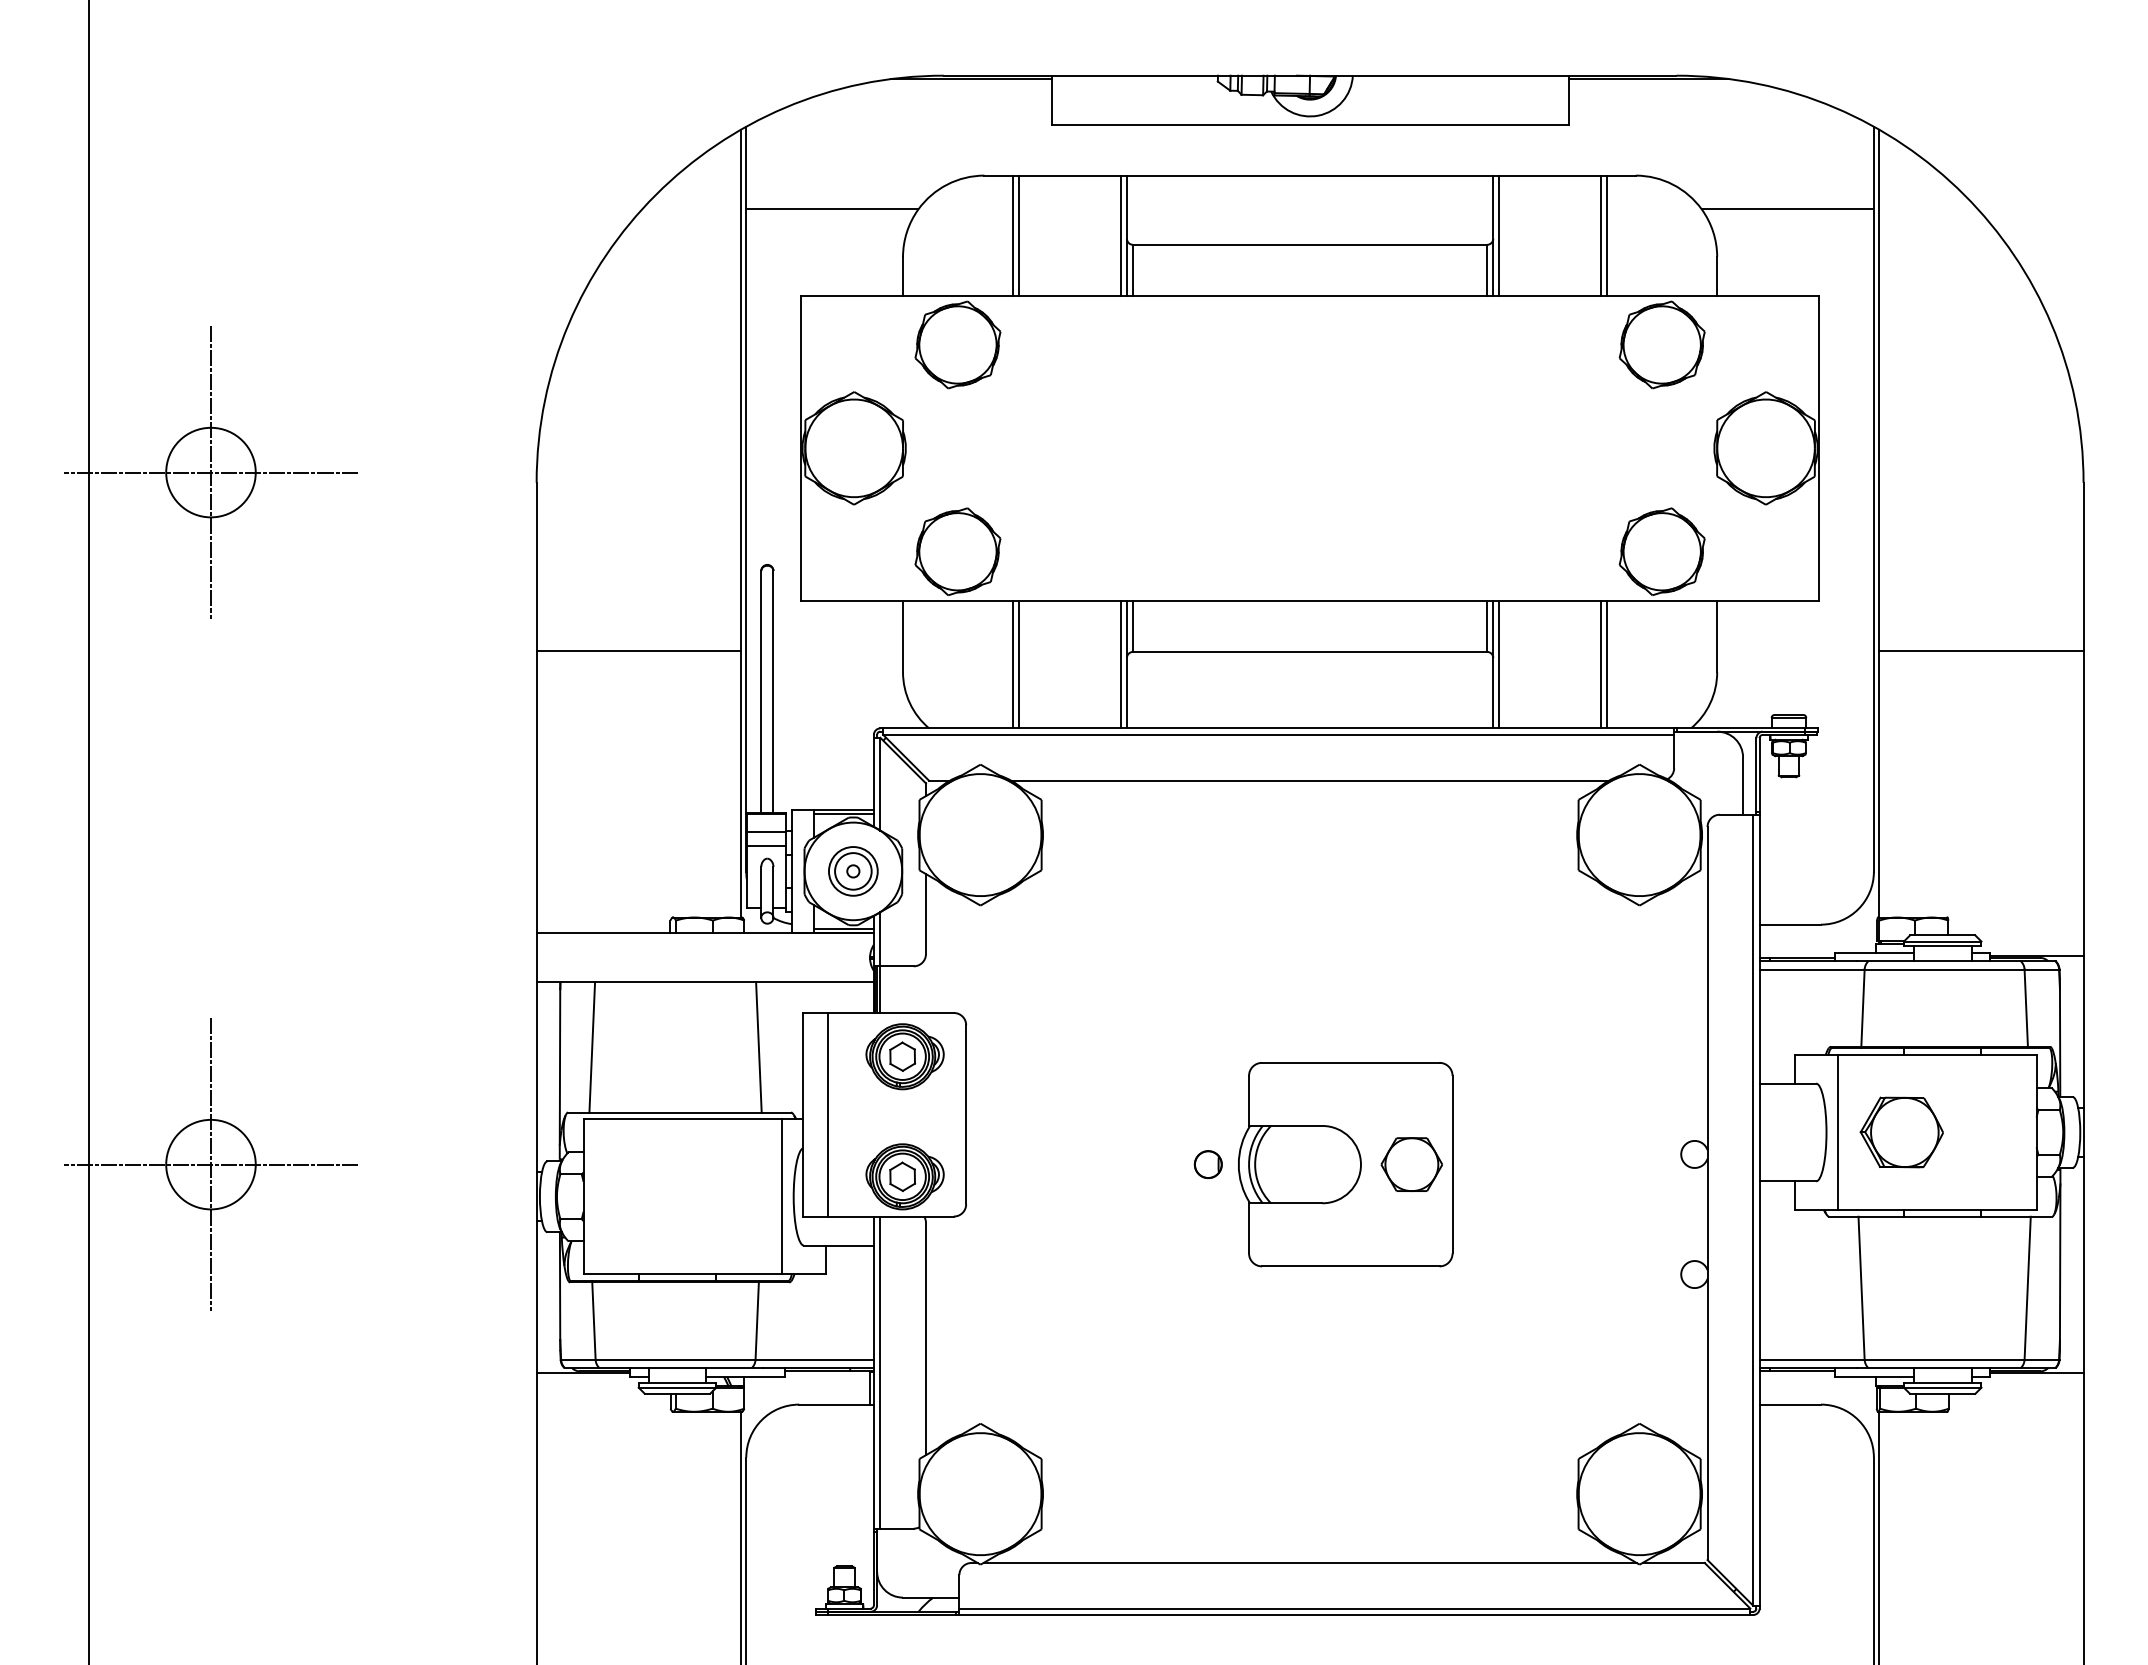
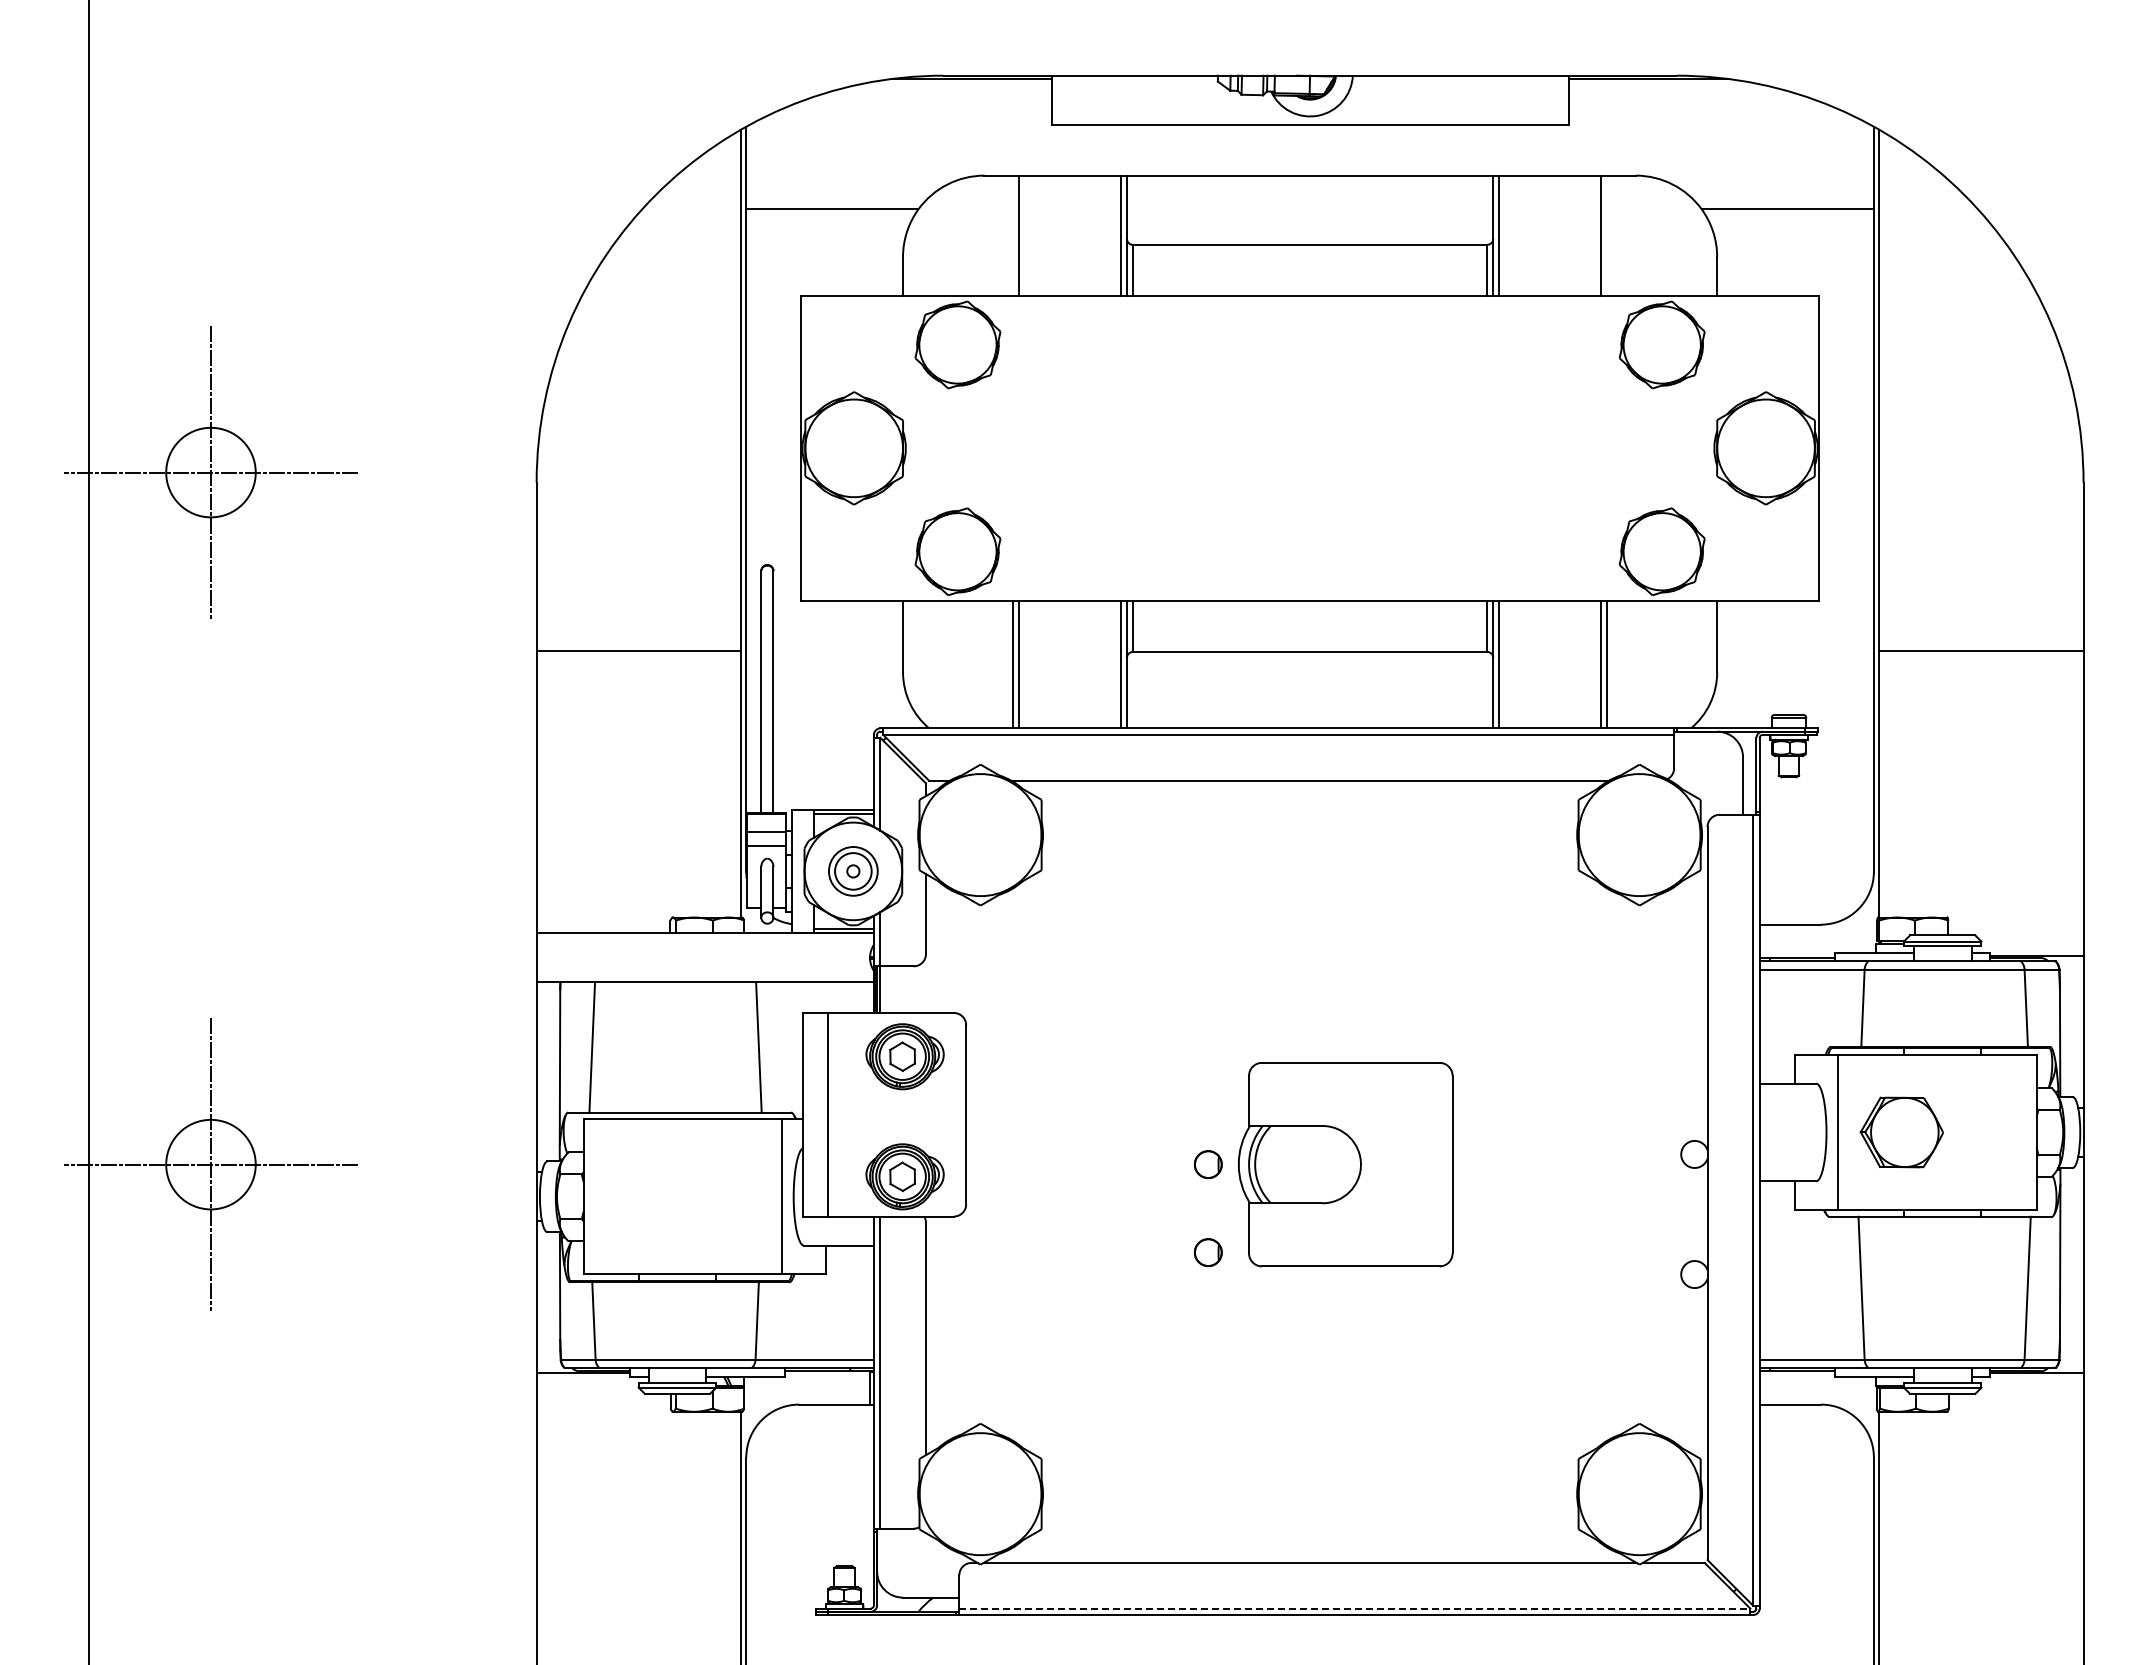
line: present -> none (1012, 235)
line: present -> none (1607, 235)
part: present -> none (1411, 1164)
part: none -> present (1207, 1252)
line: solid -> dashed (1355, 1608)
